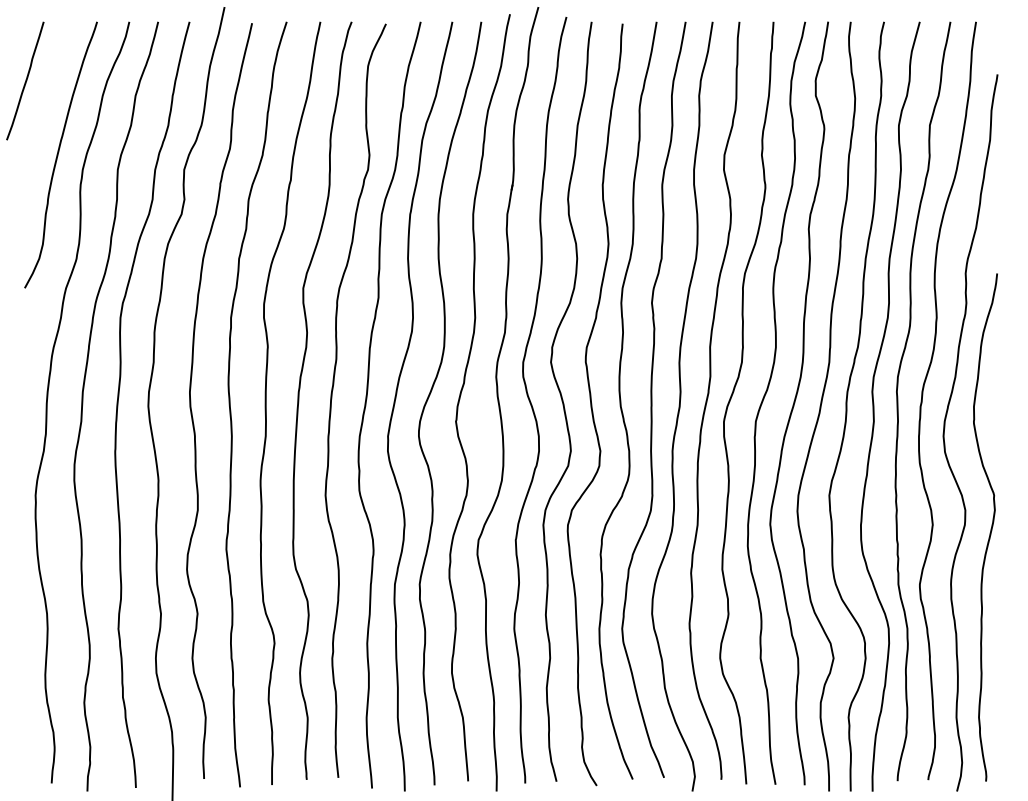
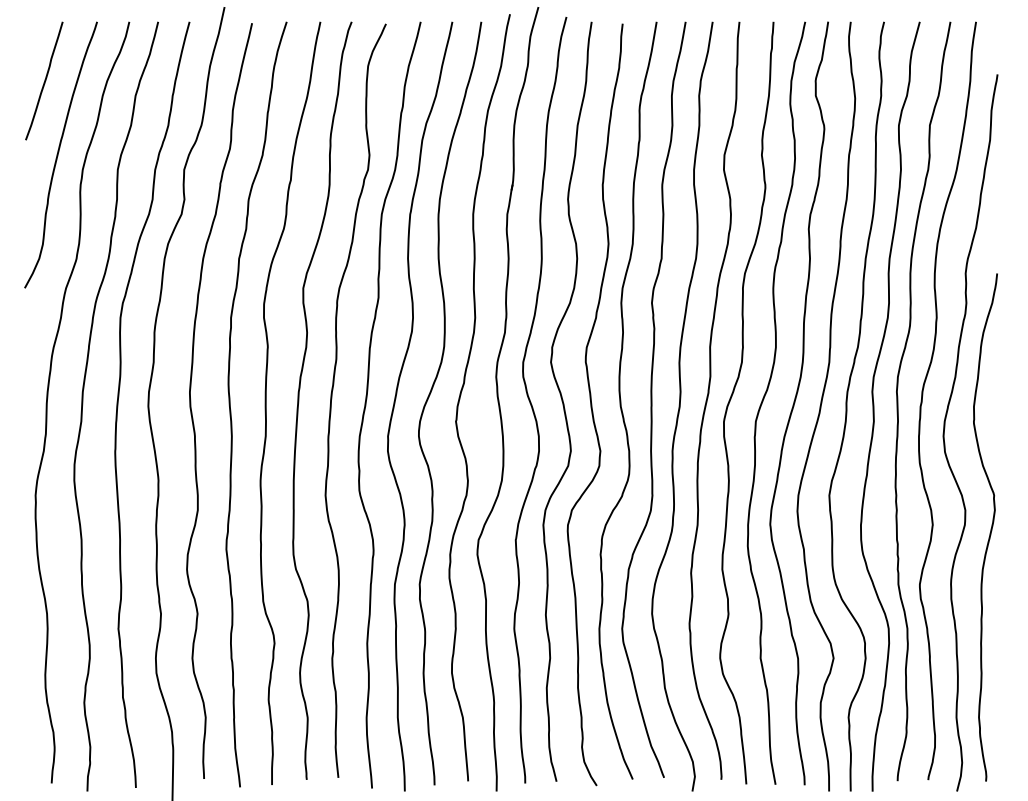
curve position: (25, 80) -> (44, 80) (44, 80)
